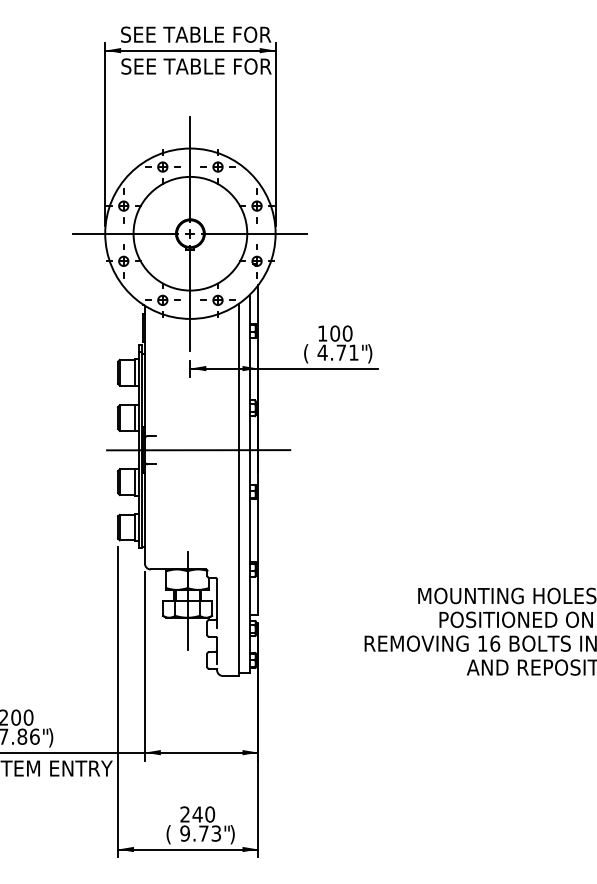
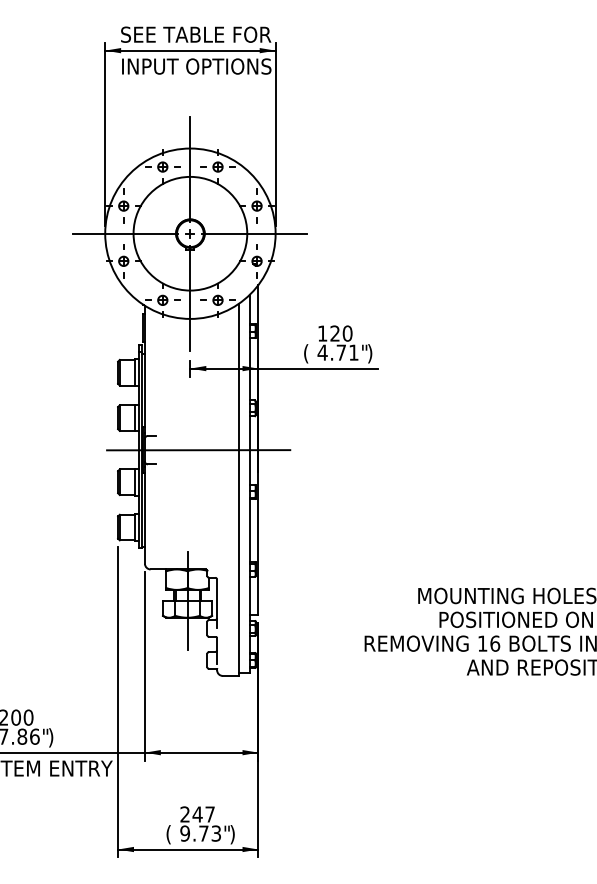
text: SEE TABLE FOR -> INPUT OPTIONS (196, 66)
text: 100 -> 120 (335, 333)
text: 240 -> 247 (210, 814)
